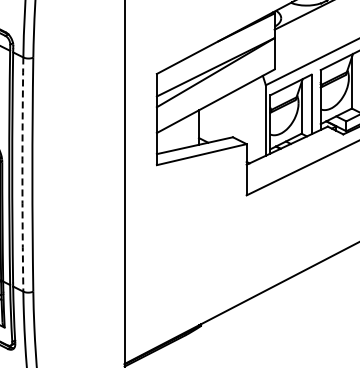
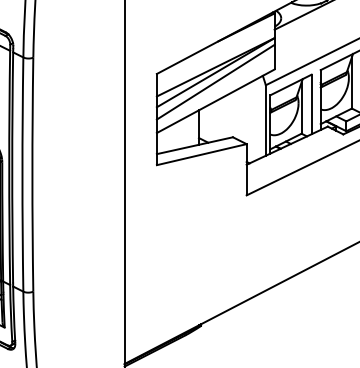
line: none -> present (215, 81)
arc: dashed -> solid (22, 174)
